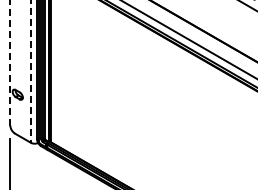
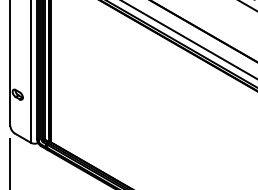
line: dashed -> solid (10, 62)
line: dashed -> solid (30, 72)
